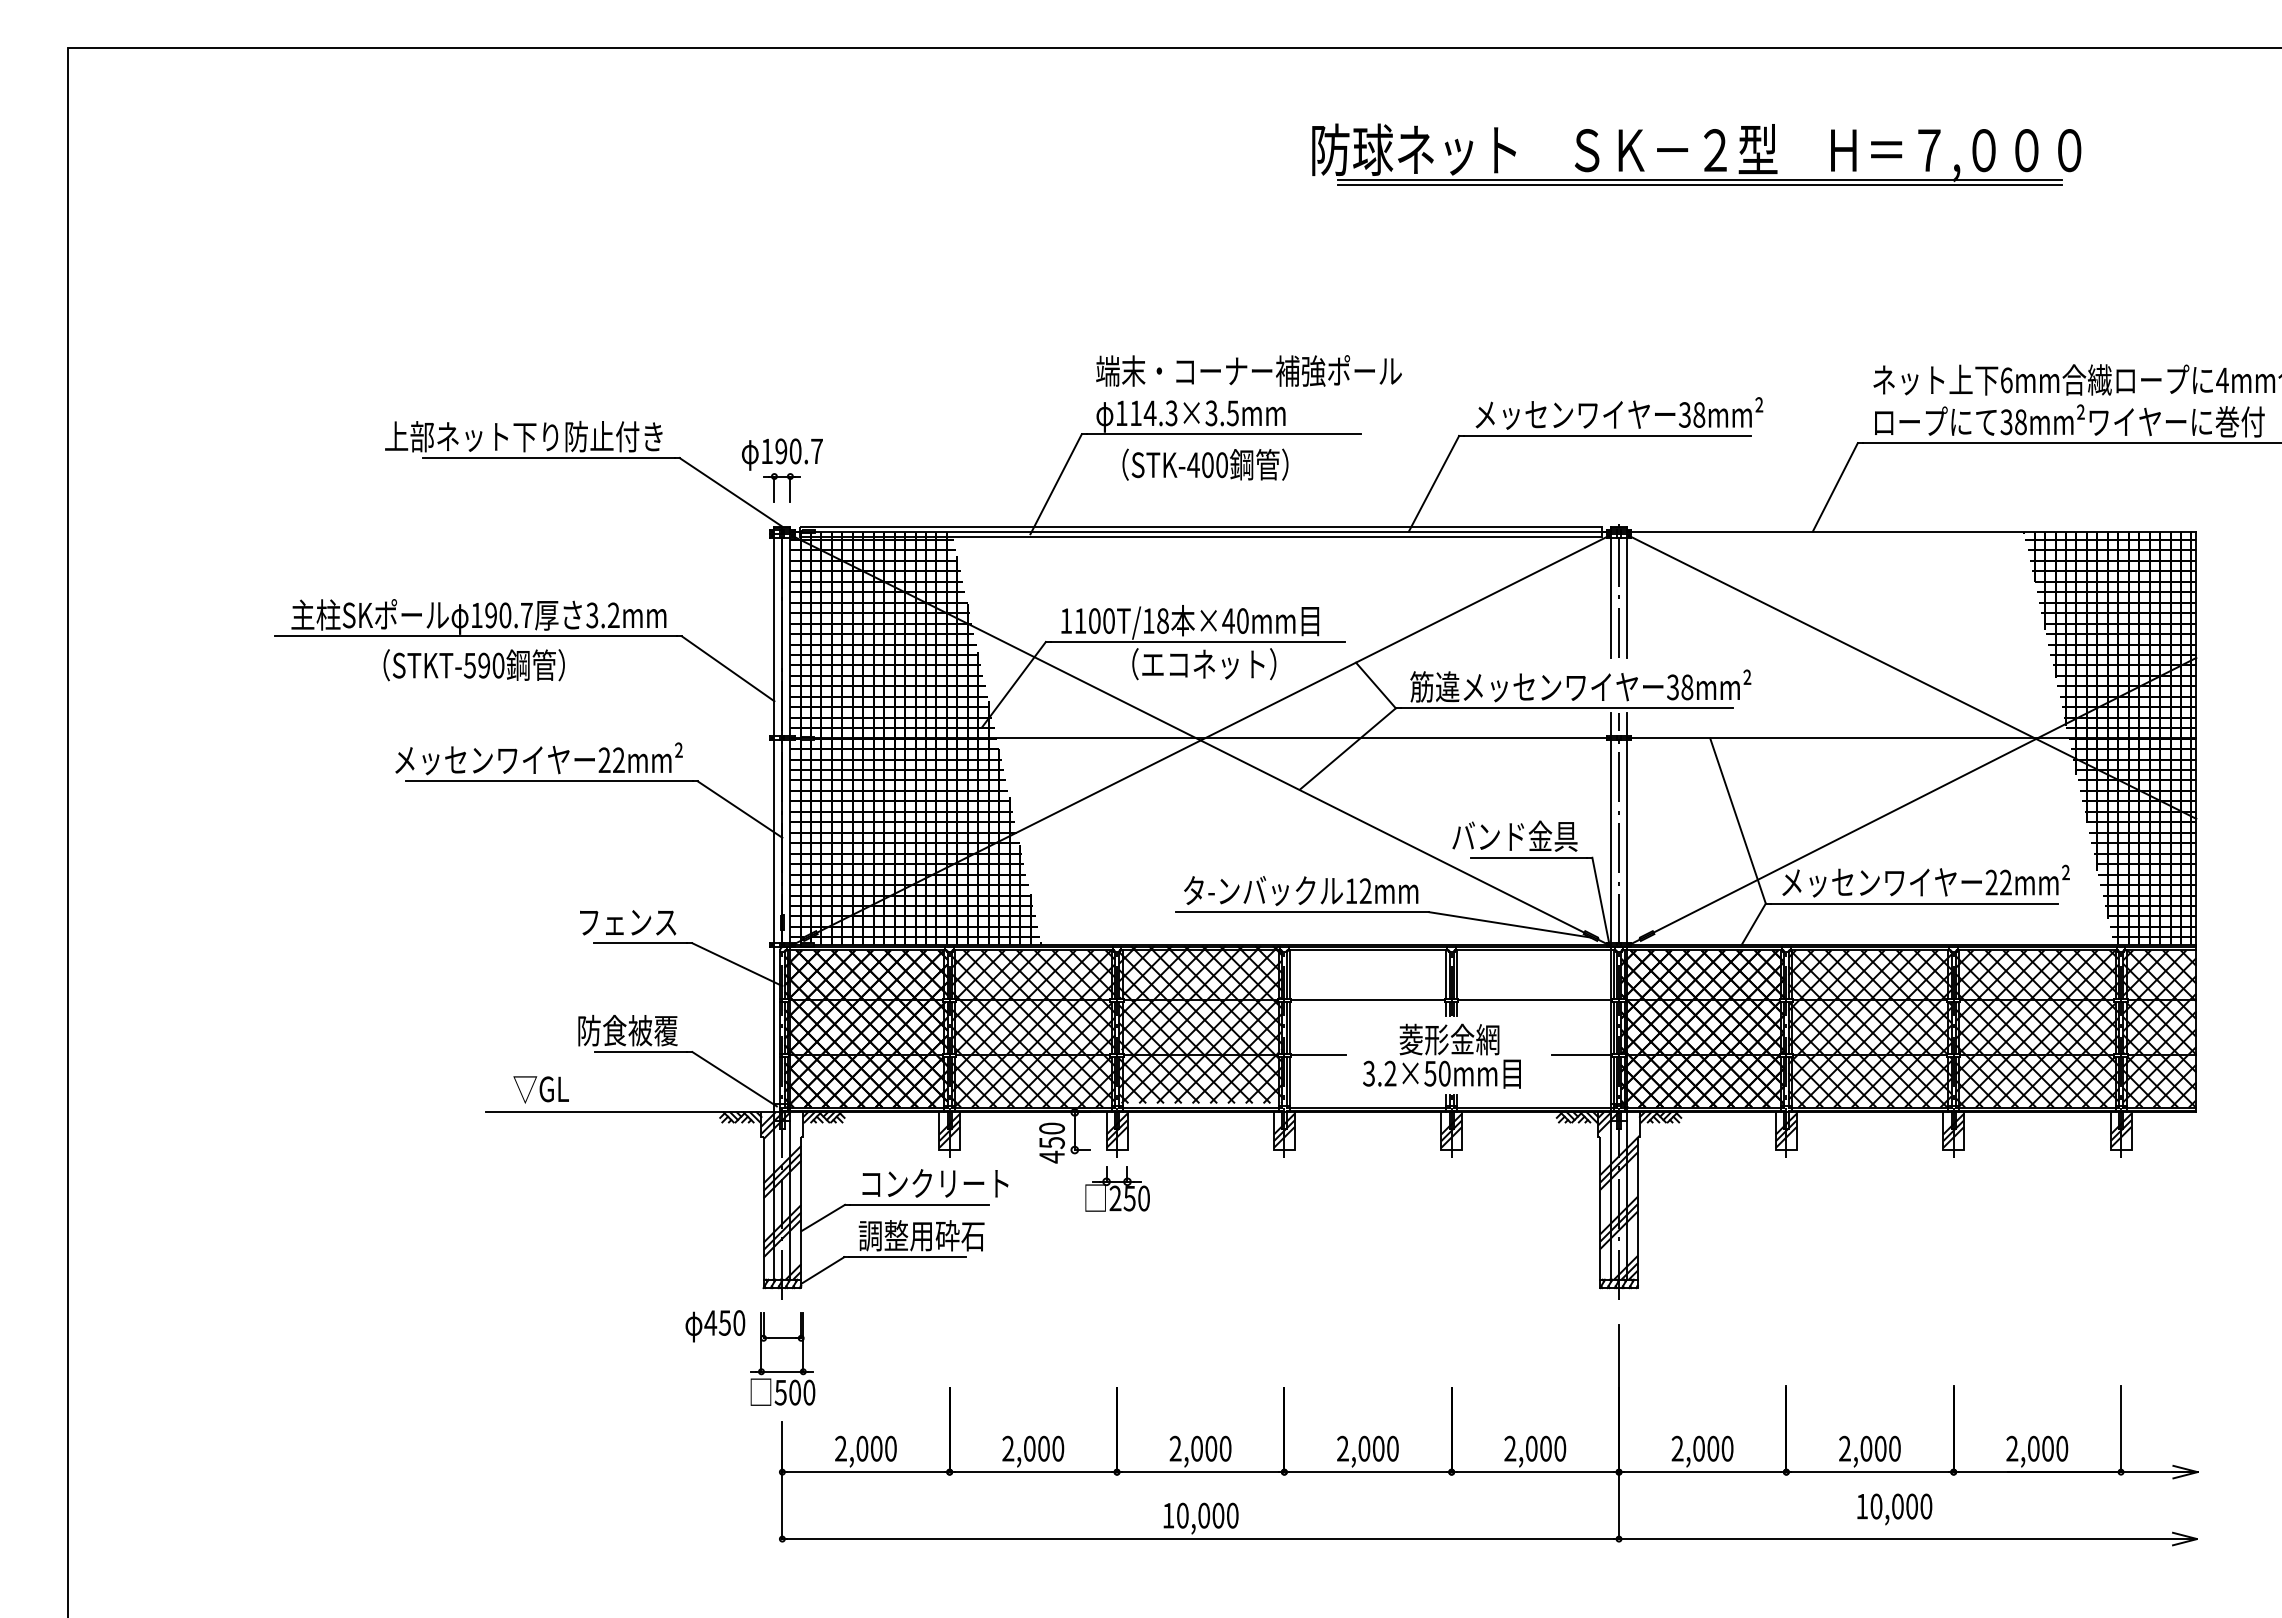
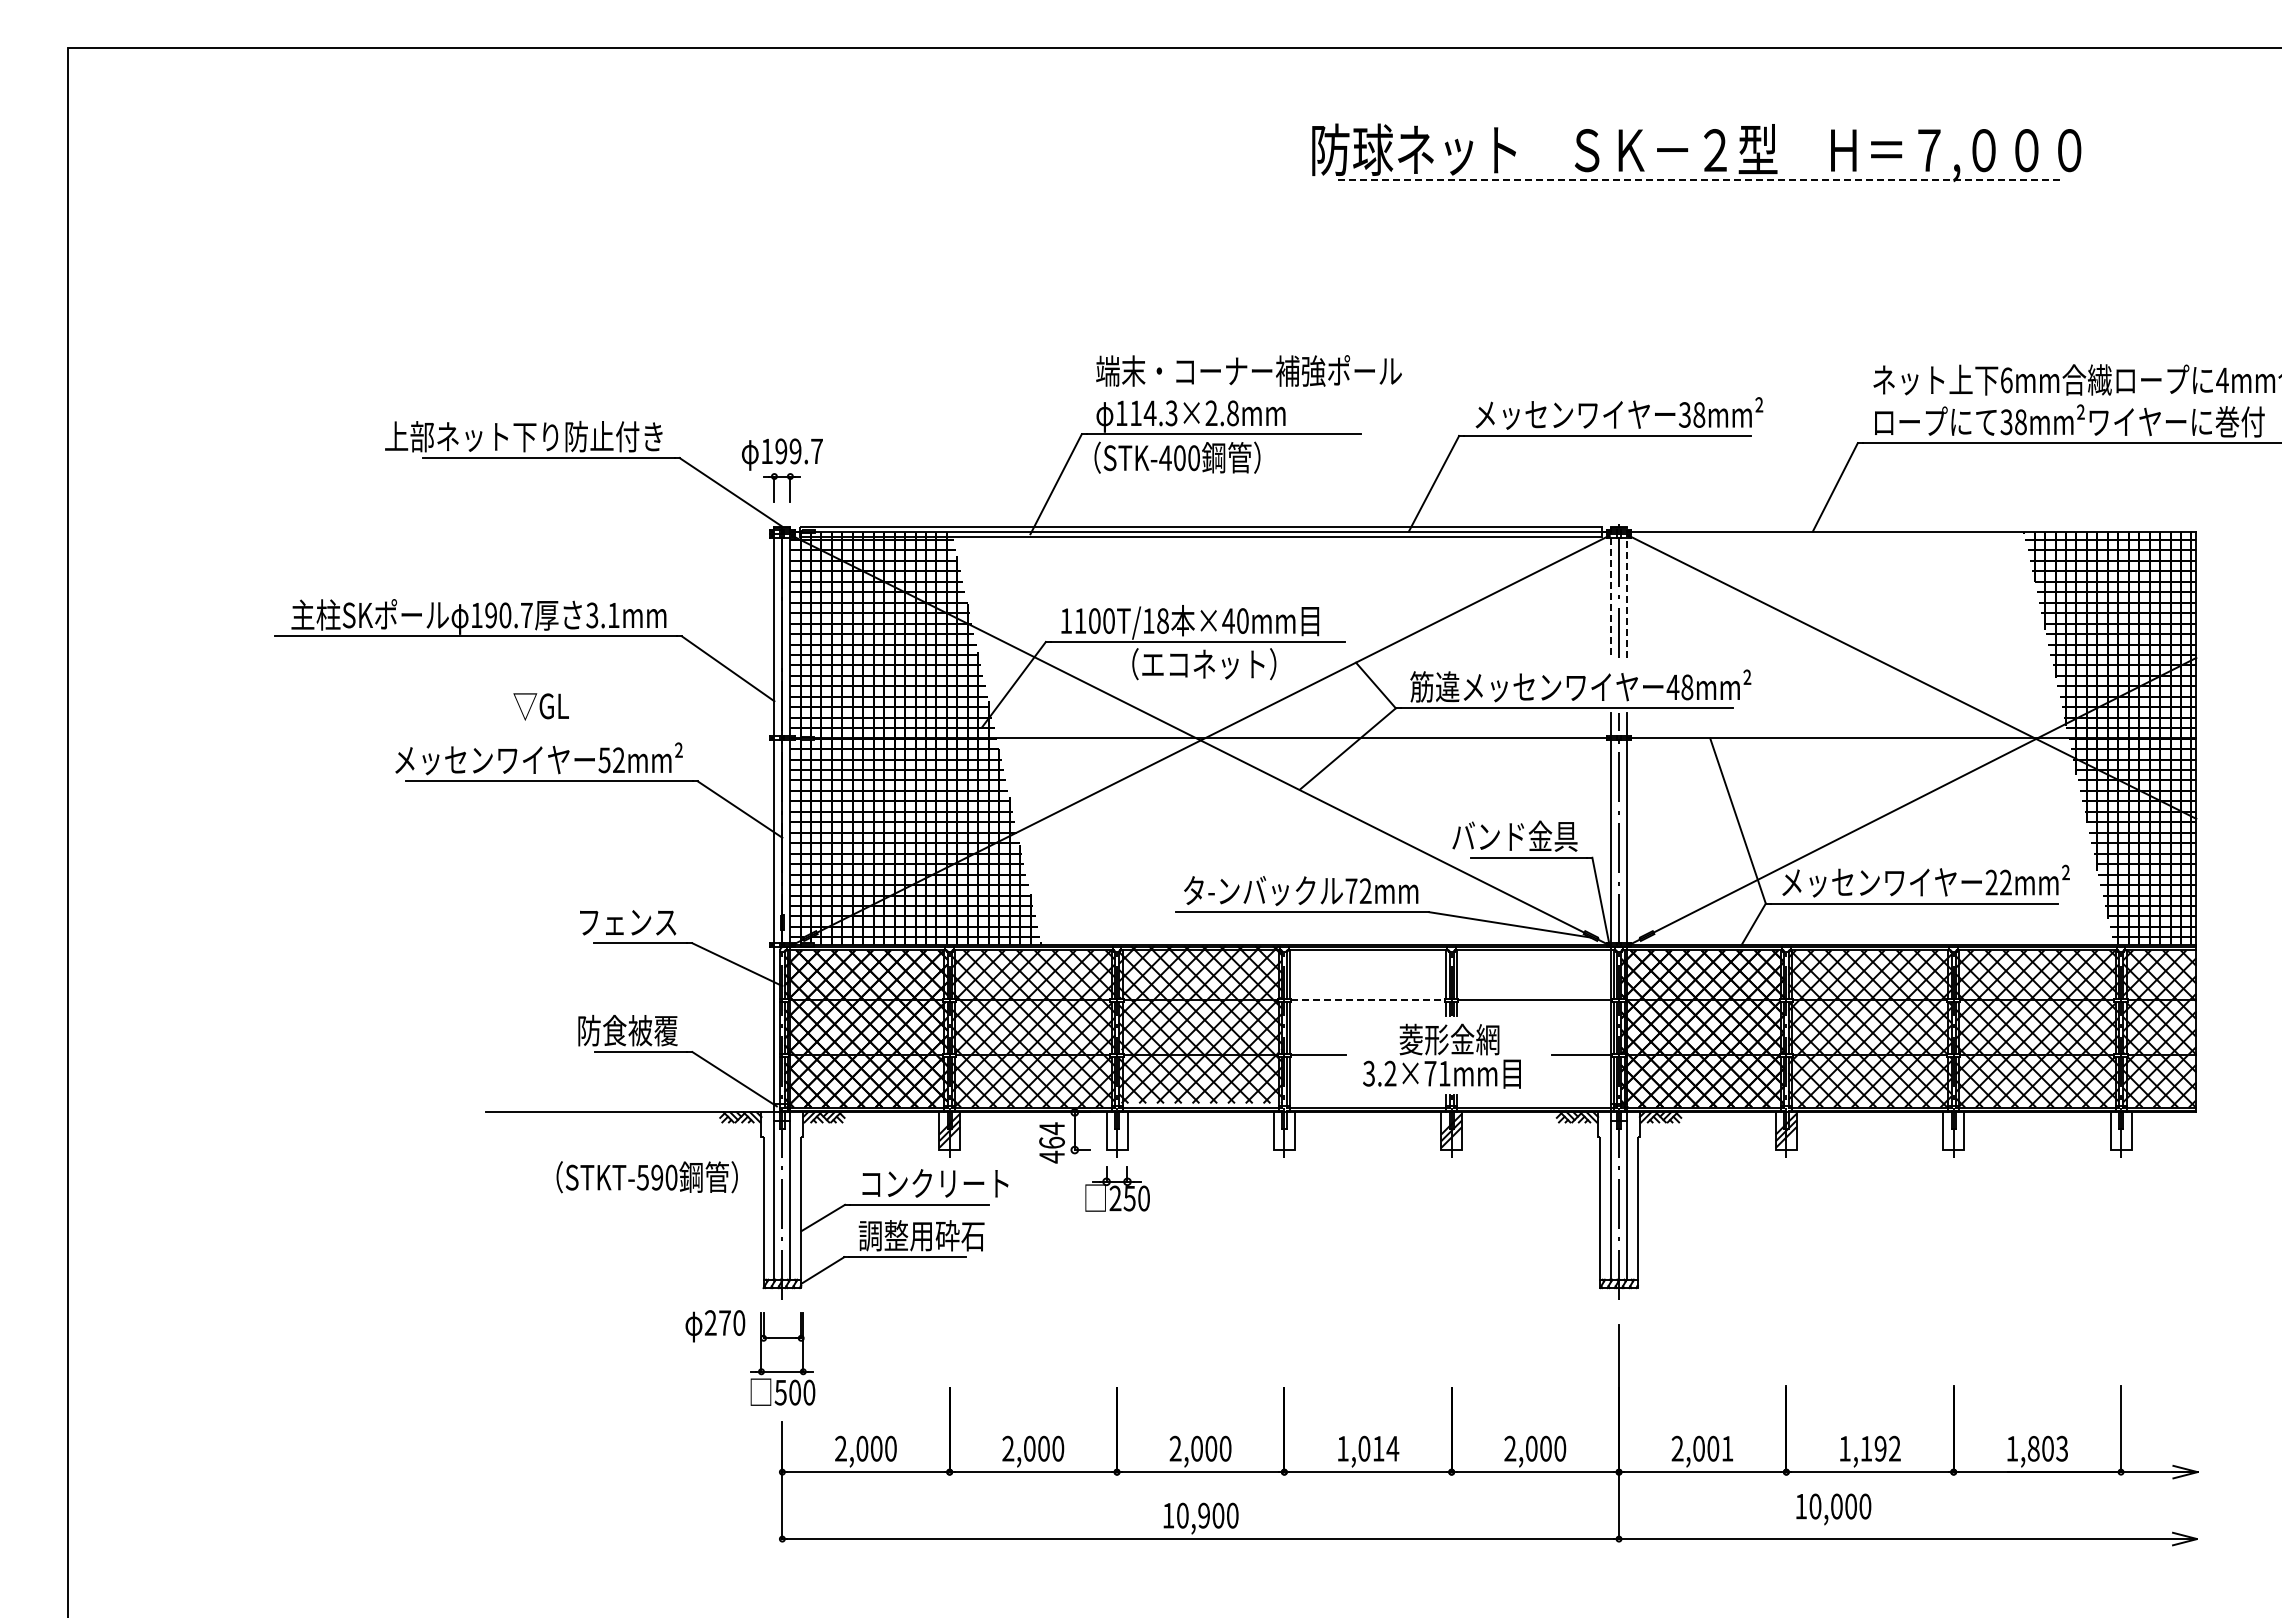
line: solid -> dashed (1699, 179)
line: present -> none (1699, 184)
text: 114.3×3.5mm -> 114.3×2.8mm (1221, 413)
text: 190.7 -> 199.7 (795, 451)
text position: (1205, 464) -> (1177, 457) (1177, 457)
line: solid -> dashed (1611, 592)
line: solid -> dashed (1627, 592)
text: 3.2mm -> 3.1mm (613, 614)
text position: (473, 665) -> (646, 1177) (646, 1177)
text: 38mm² -> 48mm² (1672, 687)
text: 22mm² -> 52mm² (604, 760)
text: 12mm -> 72mm (1351, 890)
line: solid -> dashed (1368, 1000)
text: 3.2×50mm -> 3.2×71mm (1437, 1073)
text position: (540, 1089) -> (540, 706) (540, 706)
hatch: present -> none (1116, 1130)
hatch: present -> none (1283, 1130)
hatch: present -> none (1953, 1130)
hatch: present -> none (2120, 1130)
text: 450 -> 464 (1051, 1135)
hatch: present -> none (781, 1195)
hatch: present -> none (1618, 1195)
text: 450 -> 270 (717, 1322)
text: 2,000 -> 1,014 (1368, 1448)
text: 2,000 -> 2,001 (1727, 1448)
text: 2,000 -> 1,192 (1869, 1448)
text: 2,000 -> 1,803 (2037, 1448)
text position: (1894, 1509) -> (1833, 1509) (1833, 1509)
text: 10,000 -> 10,900 (1204, 1515)
